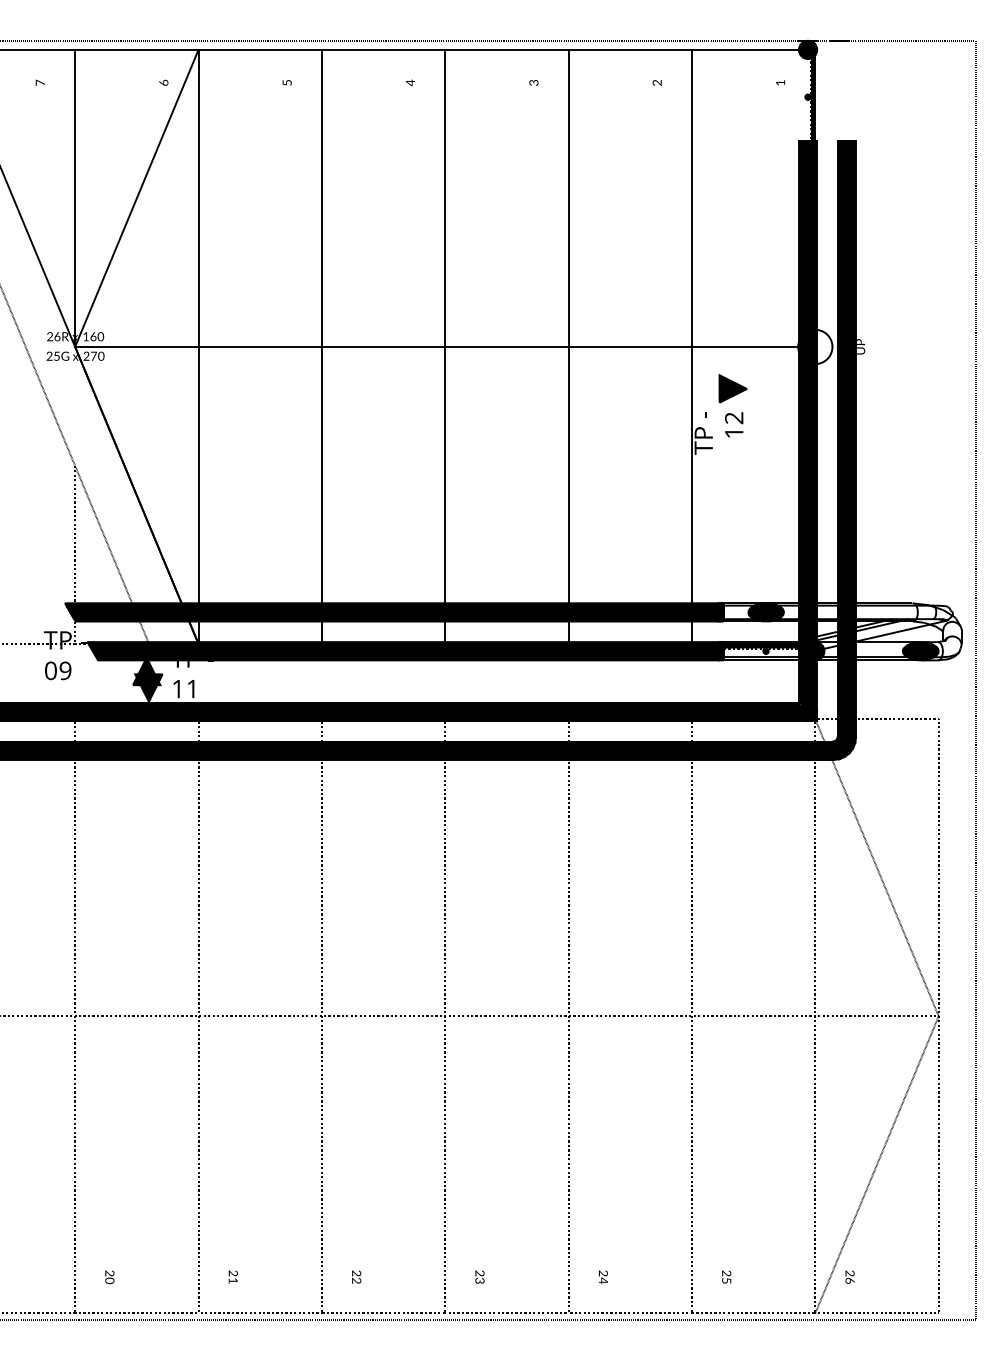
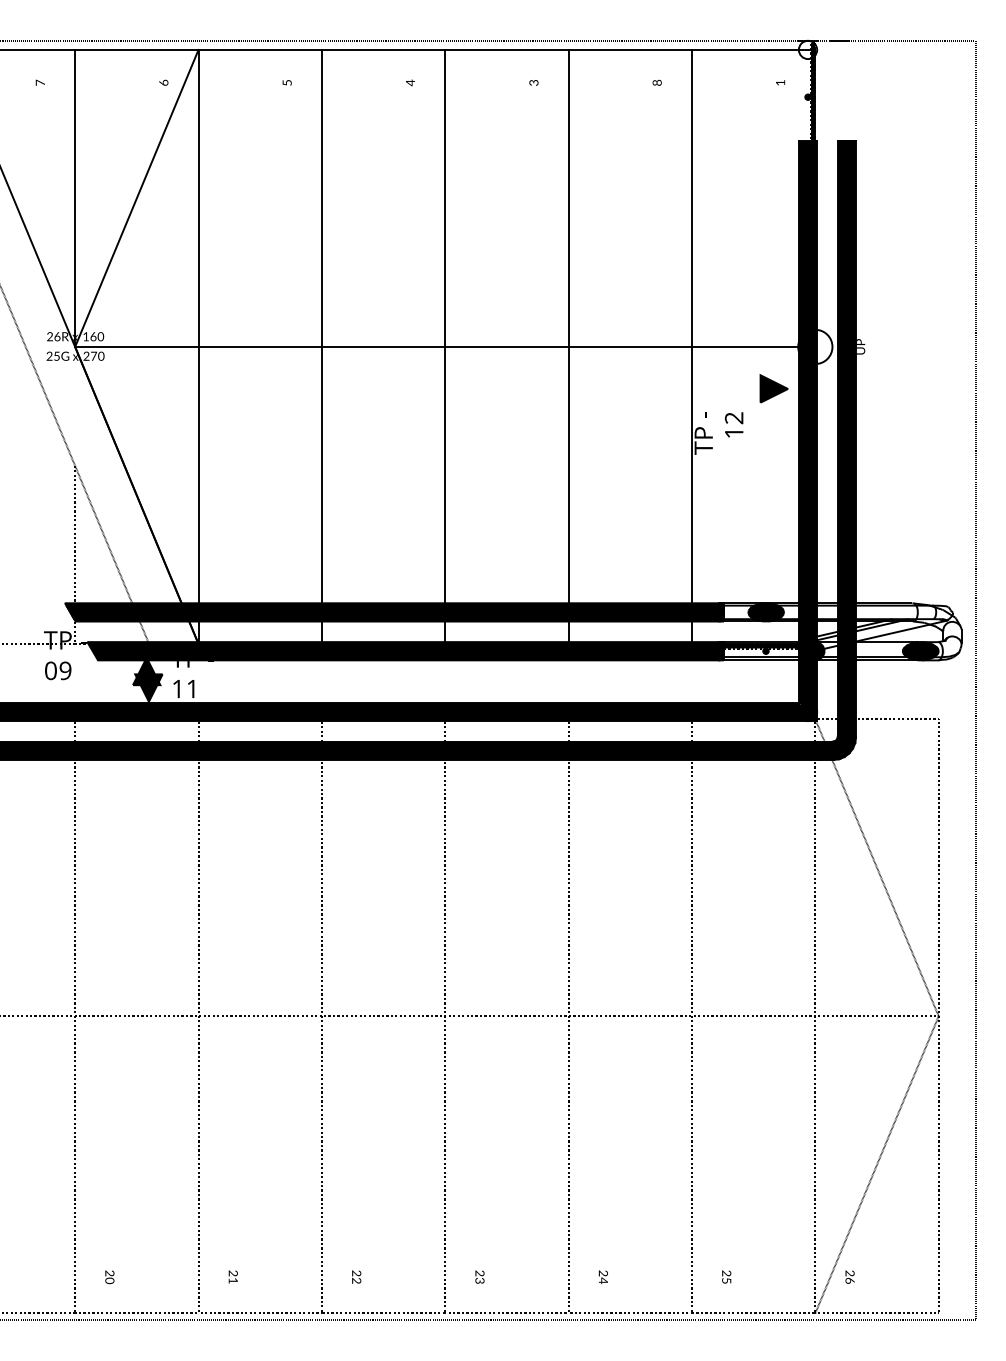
fill: present -> none (807, 49)
text: 2 -> 8 (657, 82)
part position: (732, 388) -> (773, 388) (773, 388)
